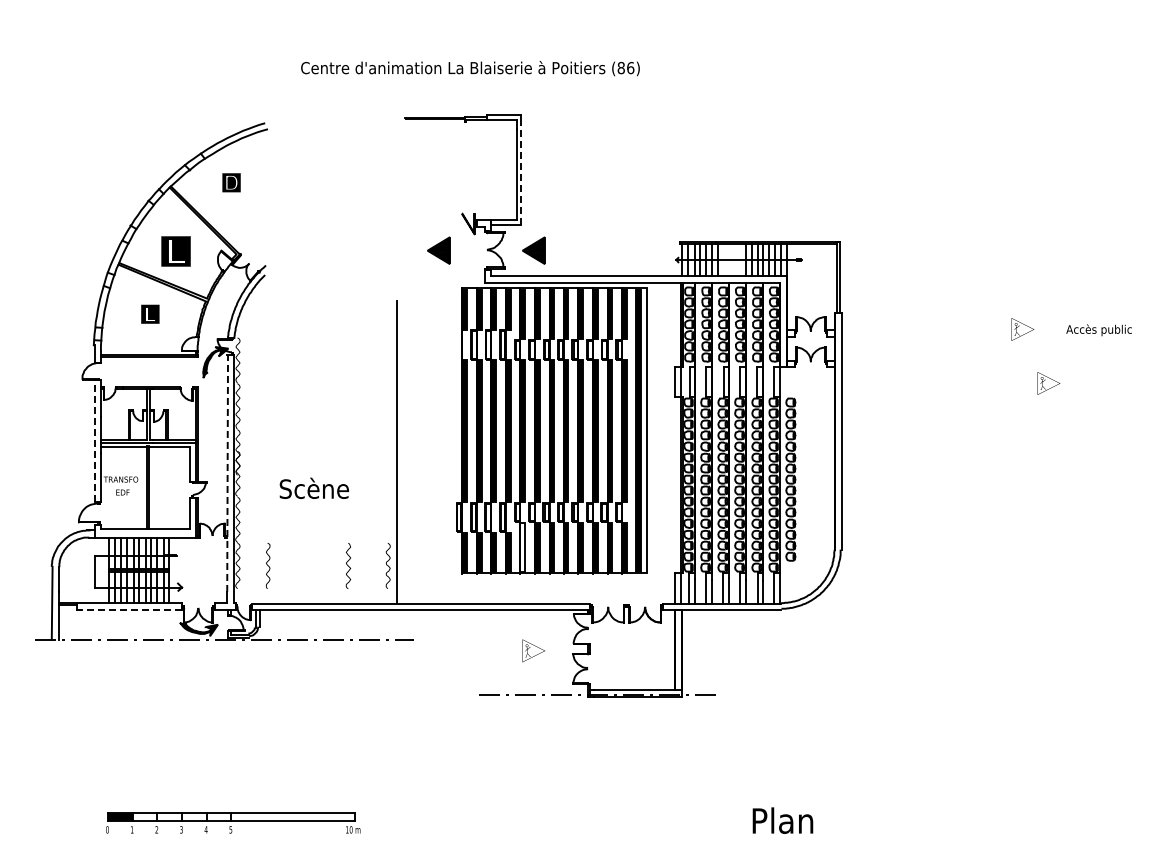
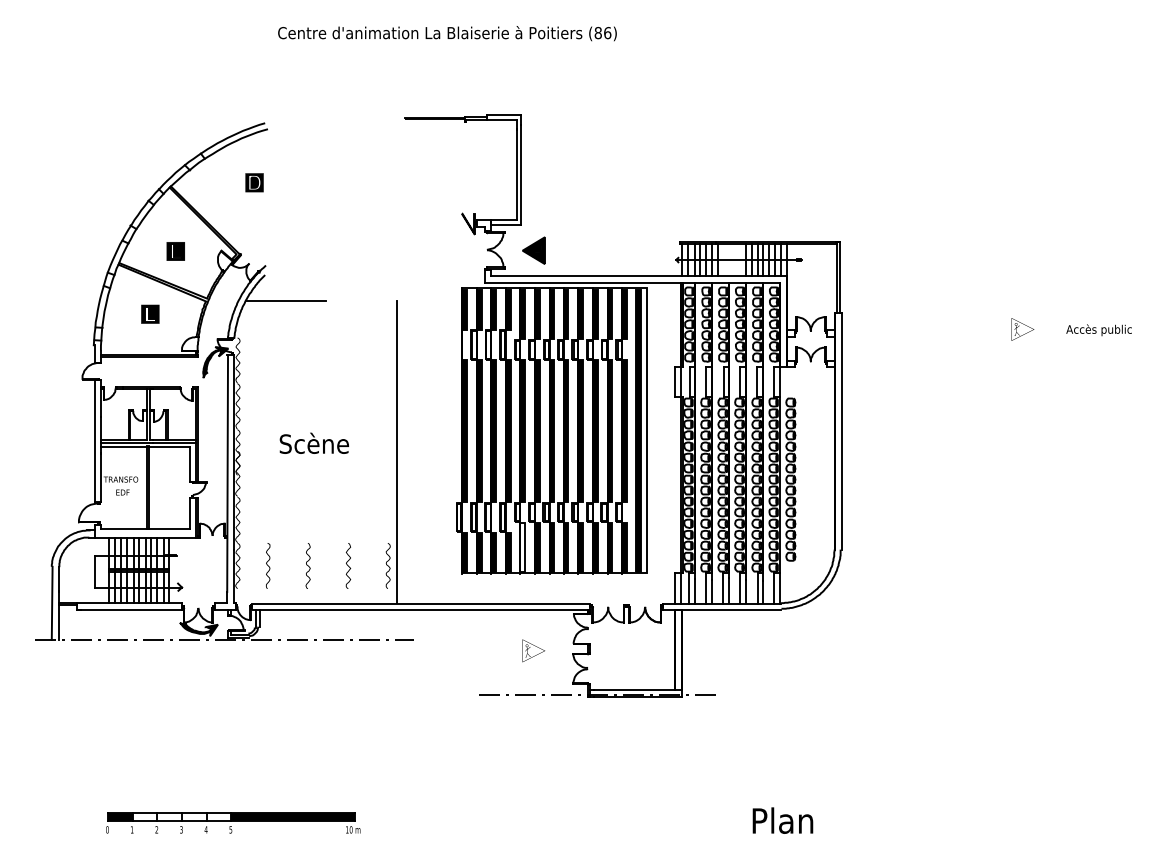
text position: (470, 68) -> (447, 33) (447, 33)
line: dashed -> solid (521, 174)
part position: (231, 182) -> (254, 182) (254, 182)
part: present -> none (438, 250)
part size: 30x31 px -> 19x19 px (175, 251)
line: none -> present (286, 301)
part: present -> none (1048, 383)
line: dashed -> solid (94, 440)
line: dashed -> solid (227, 472)
text position: (313, 487) -> (313, 442) (313, 442)
curve: none -> present (307, 565)
line: dashed -> solid (130, 609)
fill: none -> present (292, 816)
